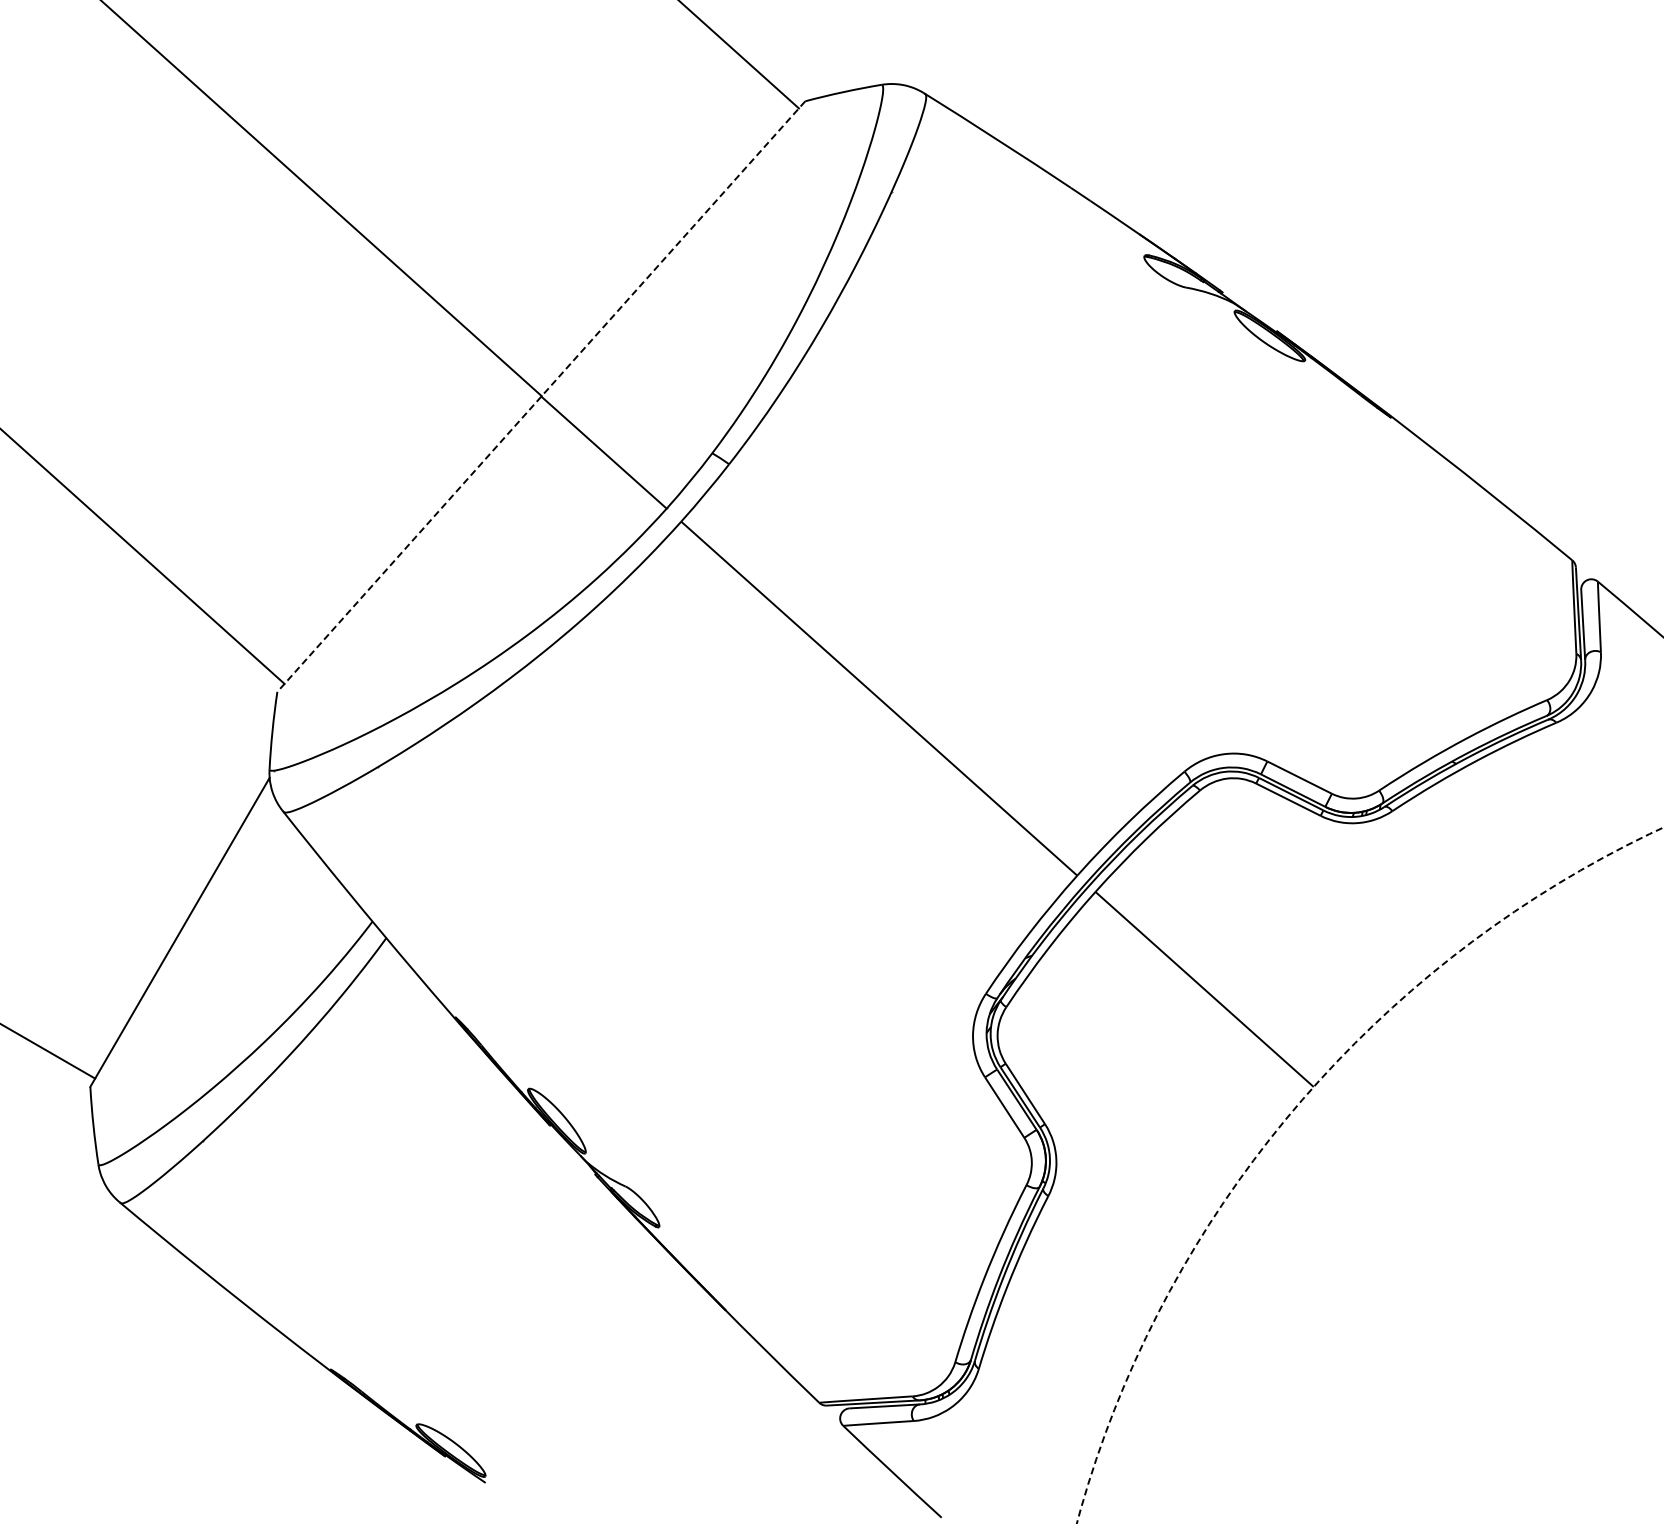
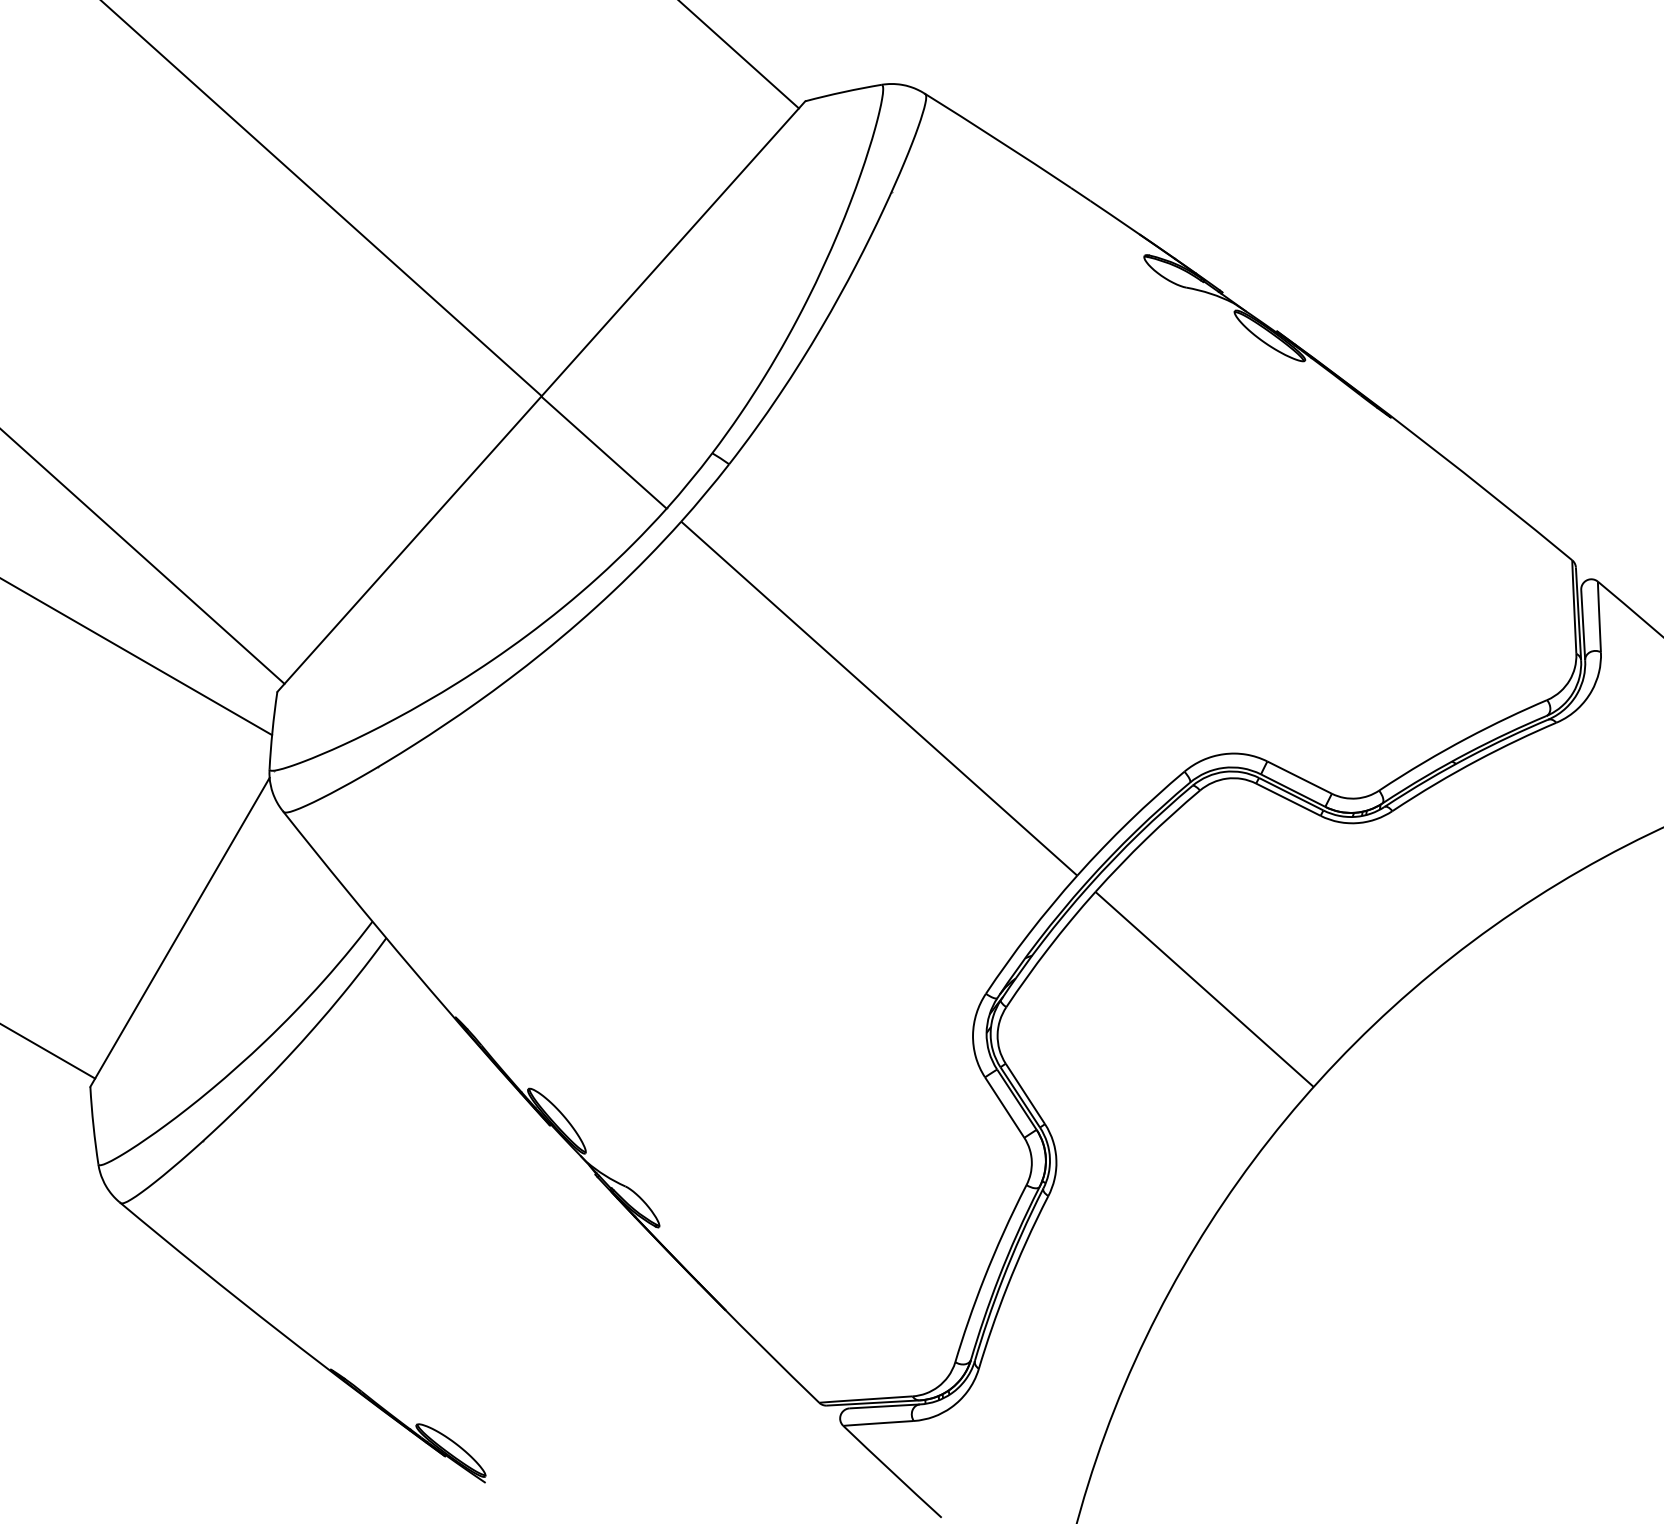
line: dashed -> solid (541, 396)
line: none -> present (137, 657)
circle: dashed -> solid (1369, 1175)
